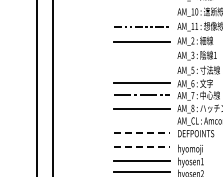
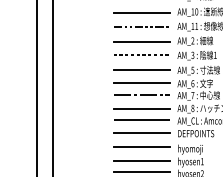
line: none -> present (141, 12)
line: none -> present (141, 54)
line: none -> present (141, 69)
line: none -> present (141, 120)
line: dashed -> solid (142, 133)
line: dashed -> solid (142, 147)
